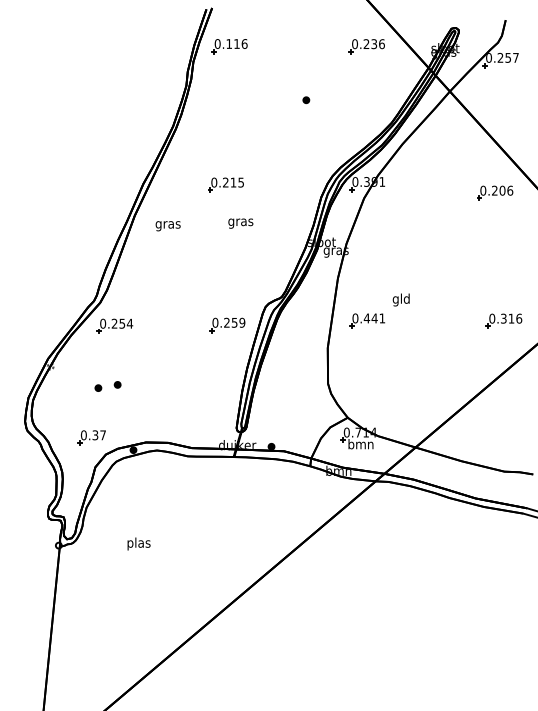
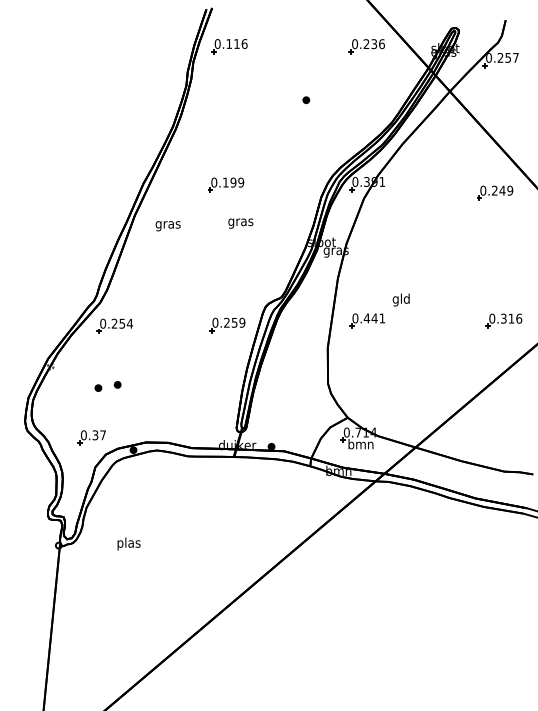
text: 0.215 -> 0.199 (233, 182)
text: 0.206 -> 0.249 (506, 190)
text position: (138, 543) -> (128, 543) (128, 543)
